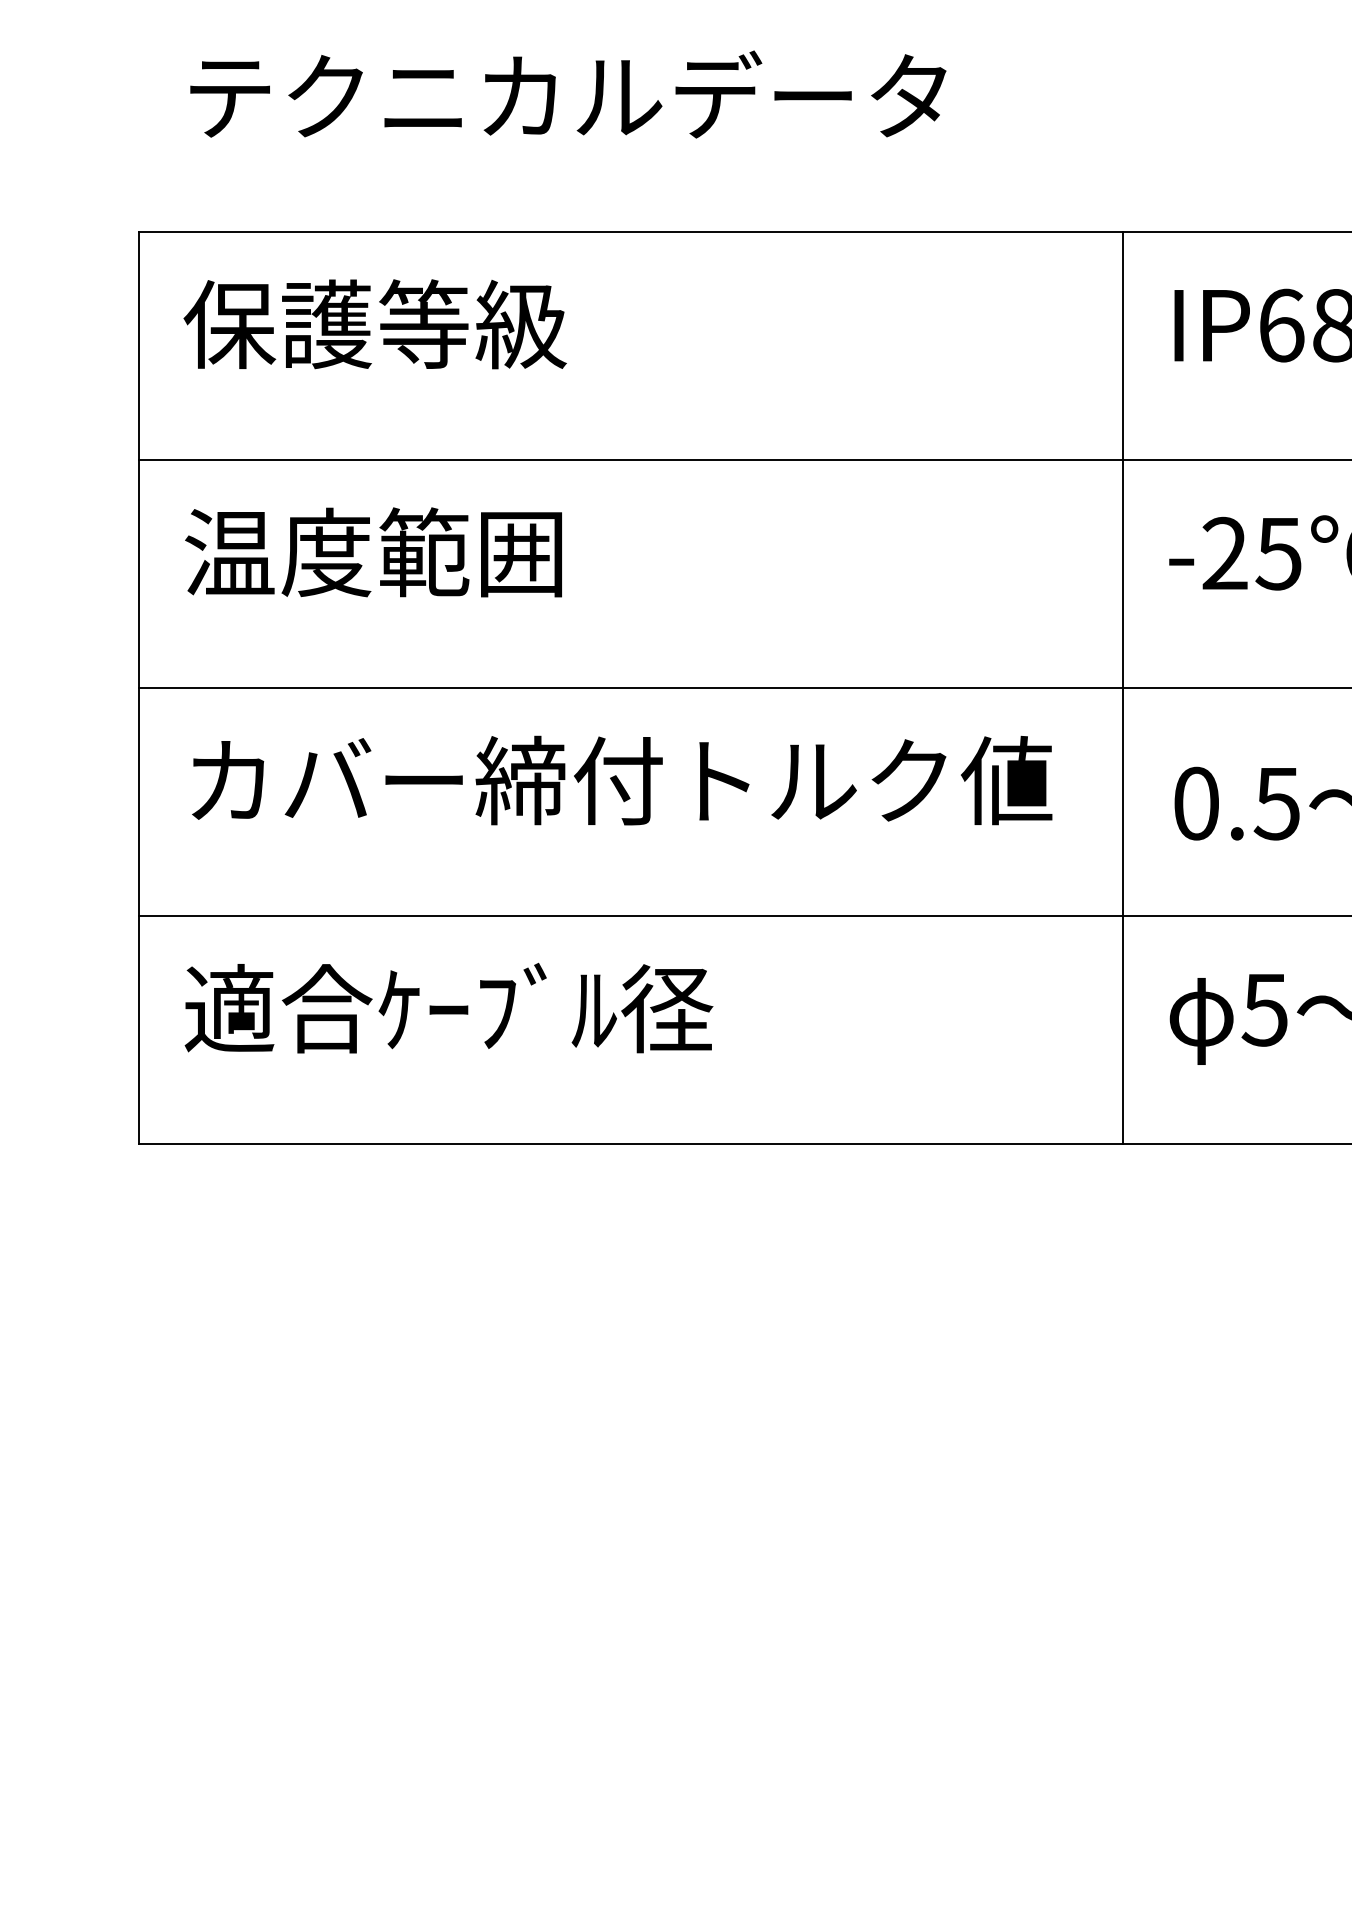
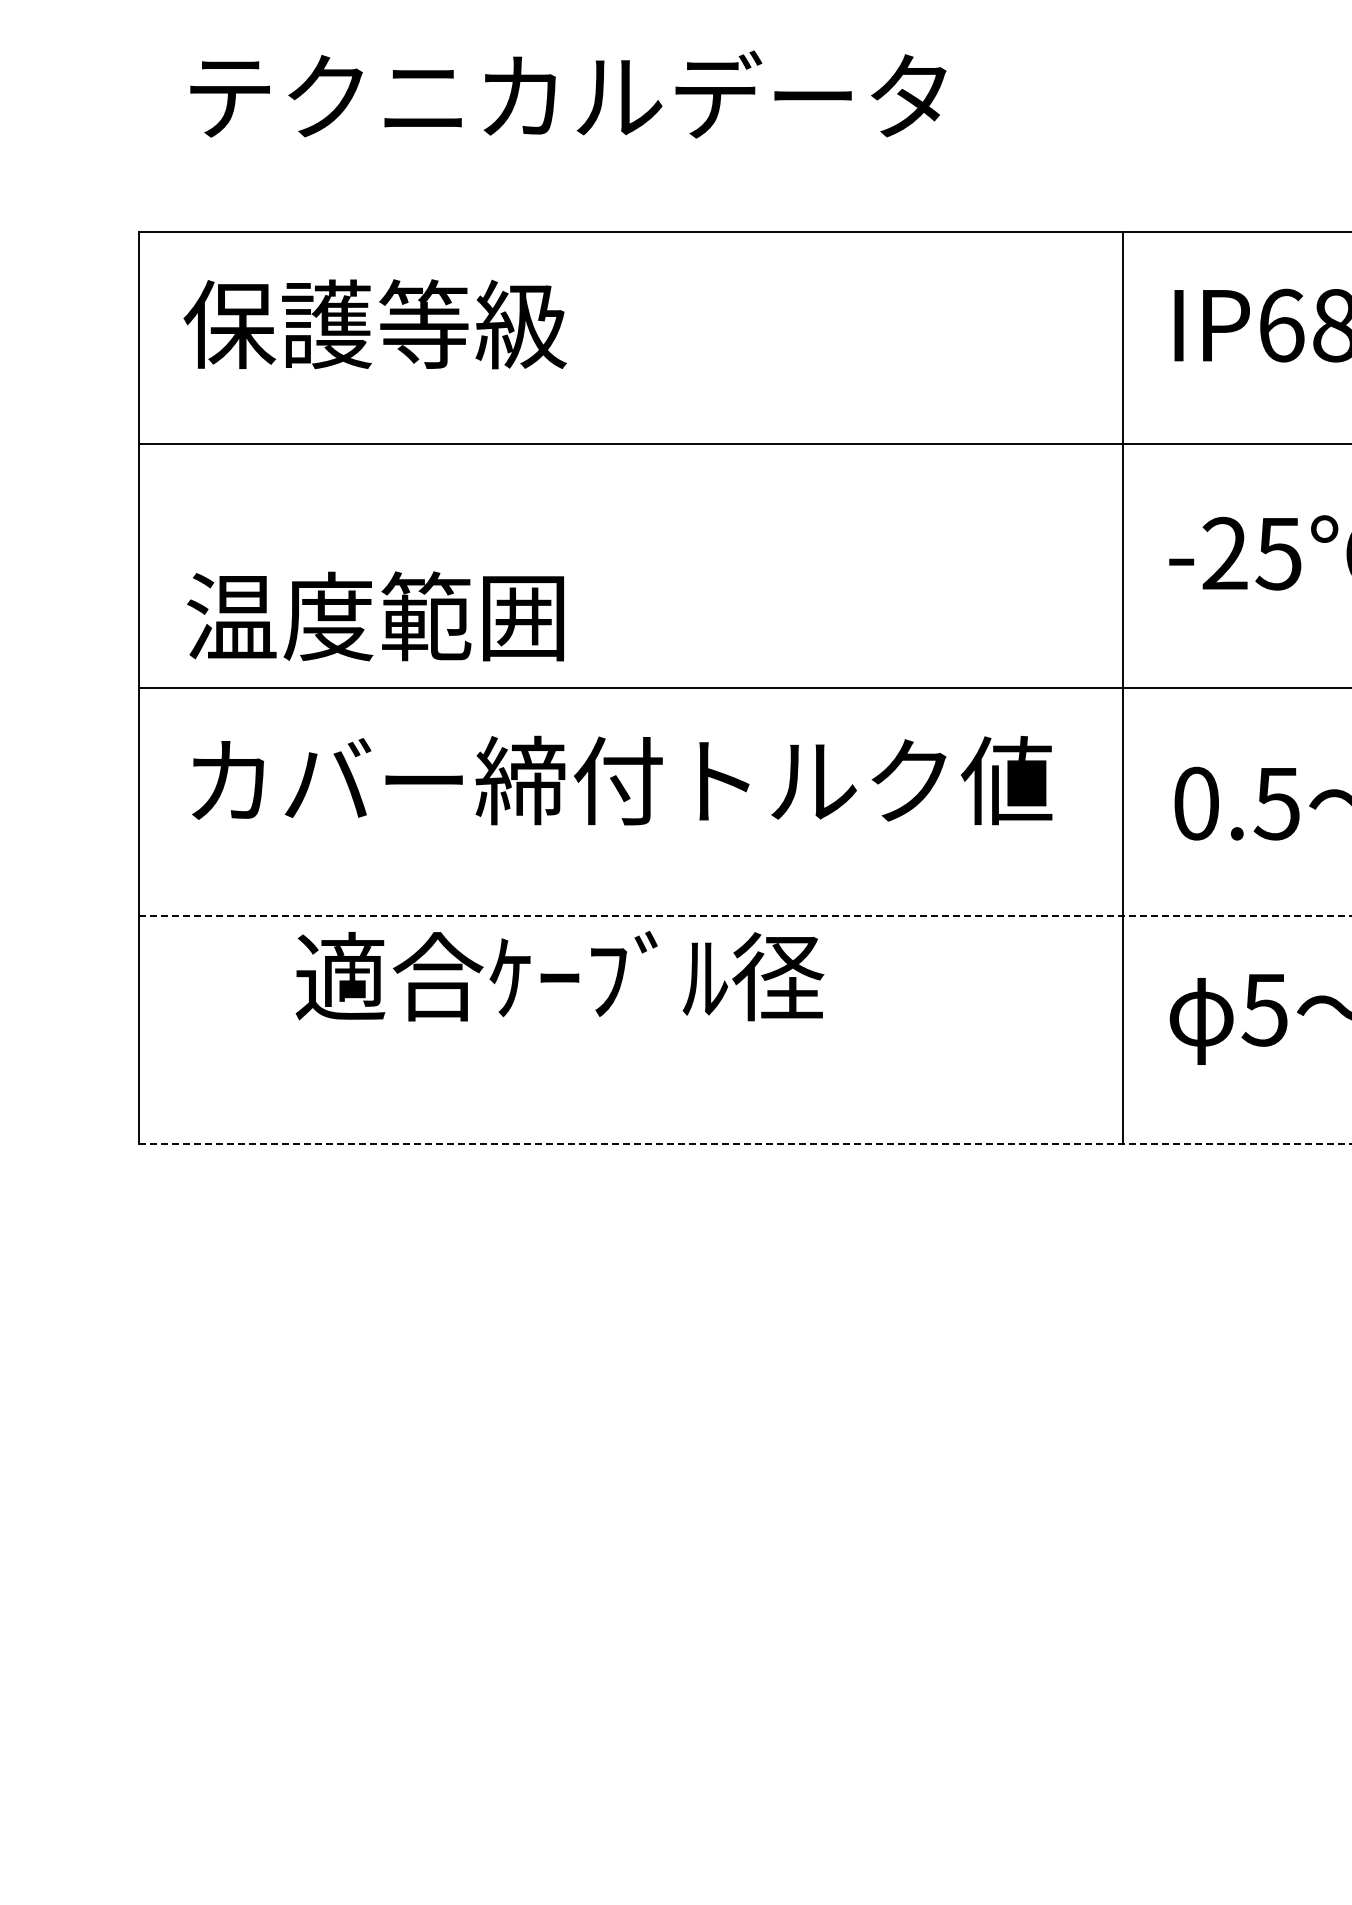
line position: (743, 460) -> (743, 444) (743, 444)
text position: (373, 552) -> (375, 616) (375, 616)
line: solid -> dashed (745, 916)
text position: (448, 1007) -> (559, 975) (559, 975)
line: solid -> dashed (745, 1144)
